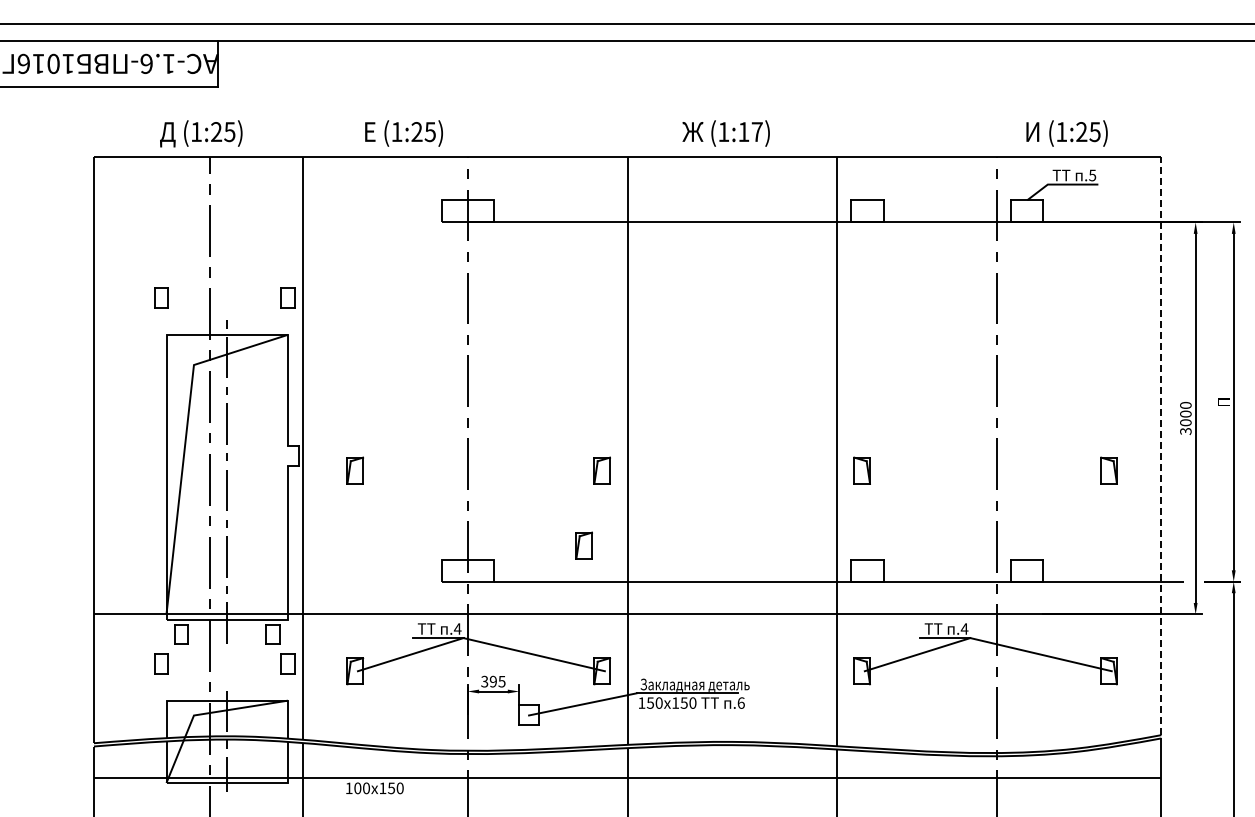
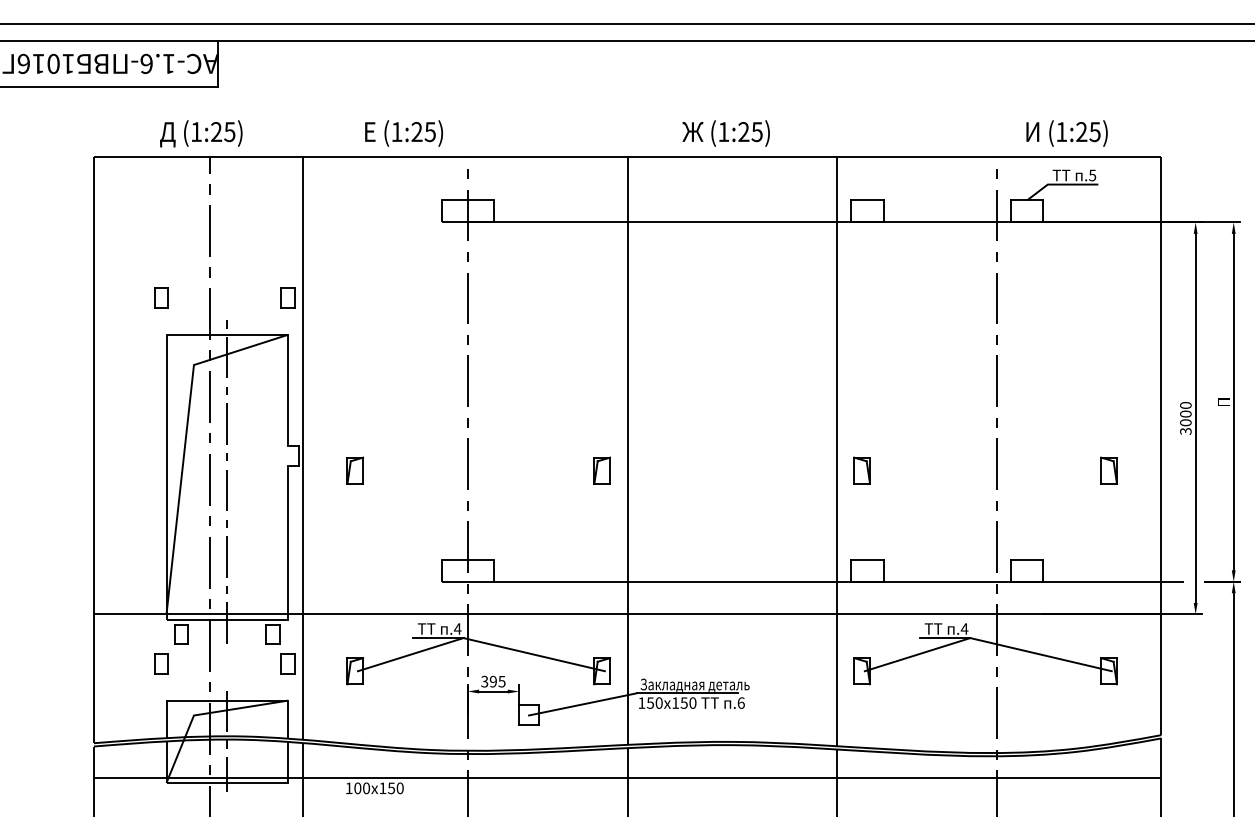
text: (1:17) -> (1:25) (750, 132)
line: dashed -> solid (1161, 445)
part: present -> none (583, 545)
